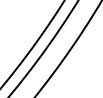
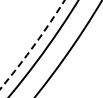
circle: solid -> dashed (32, 44)
